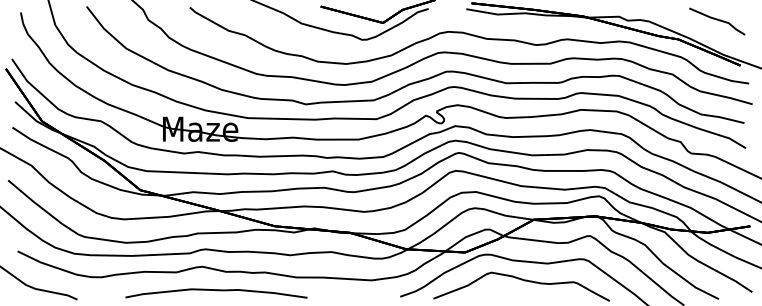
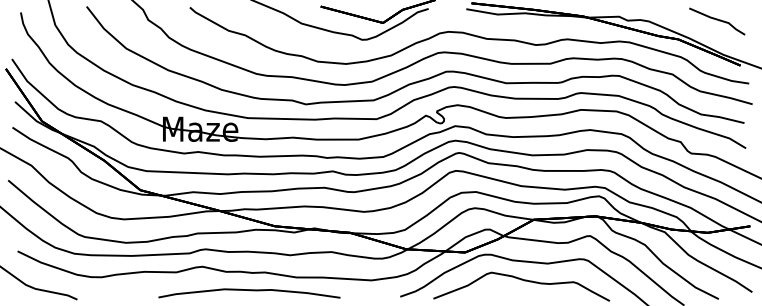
curve position: (217, 291) -> (250, 291) (250, 291)
